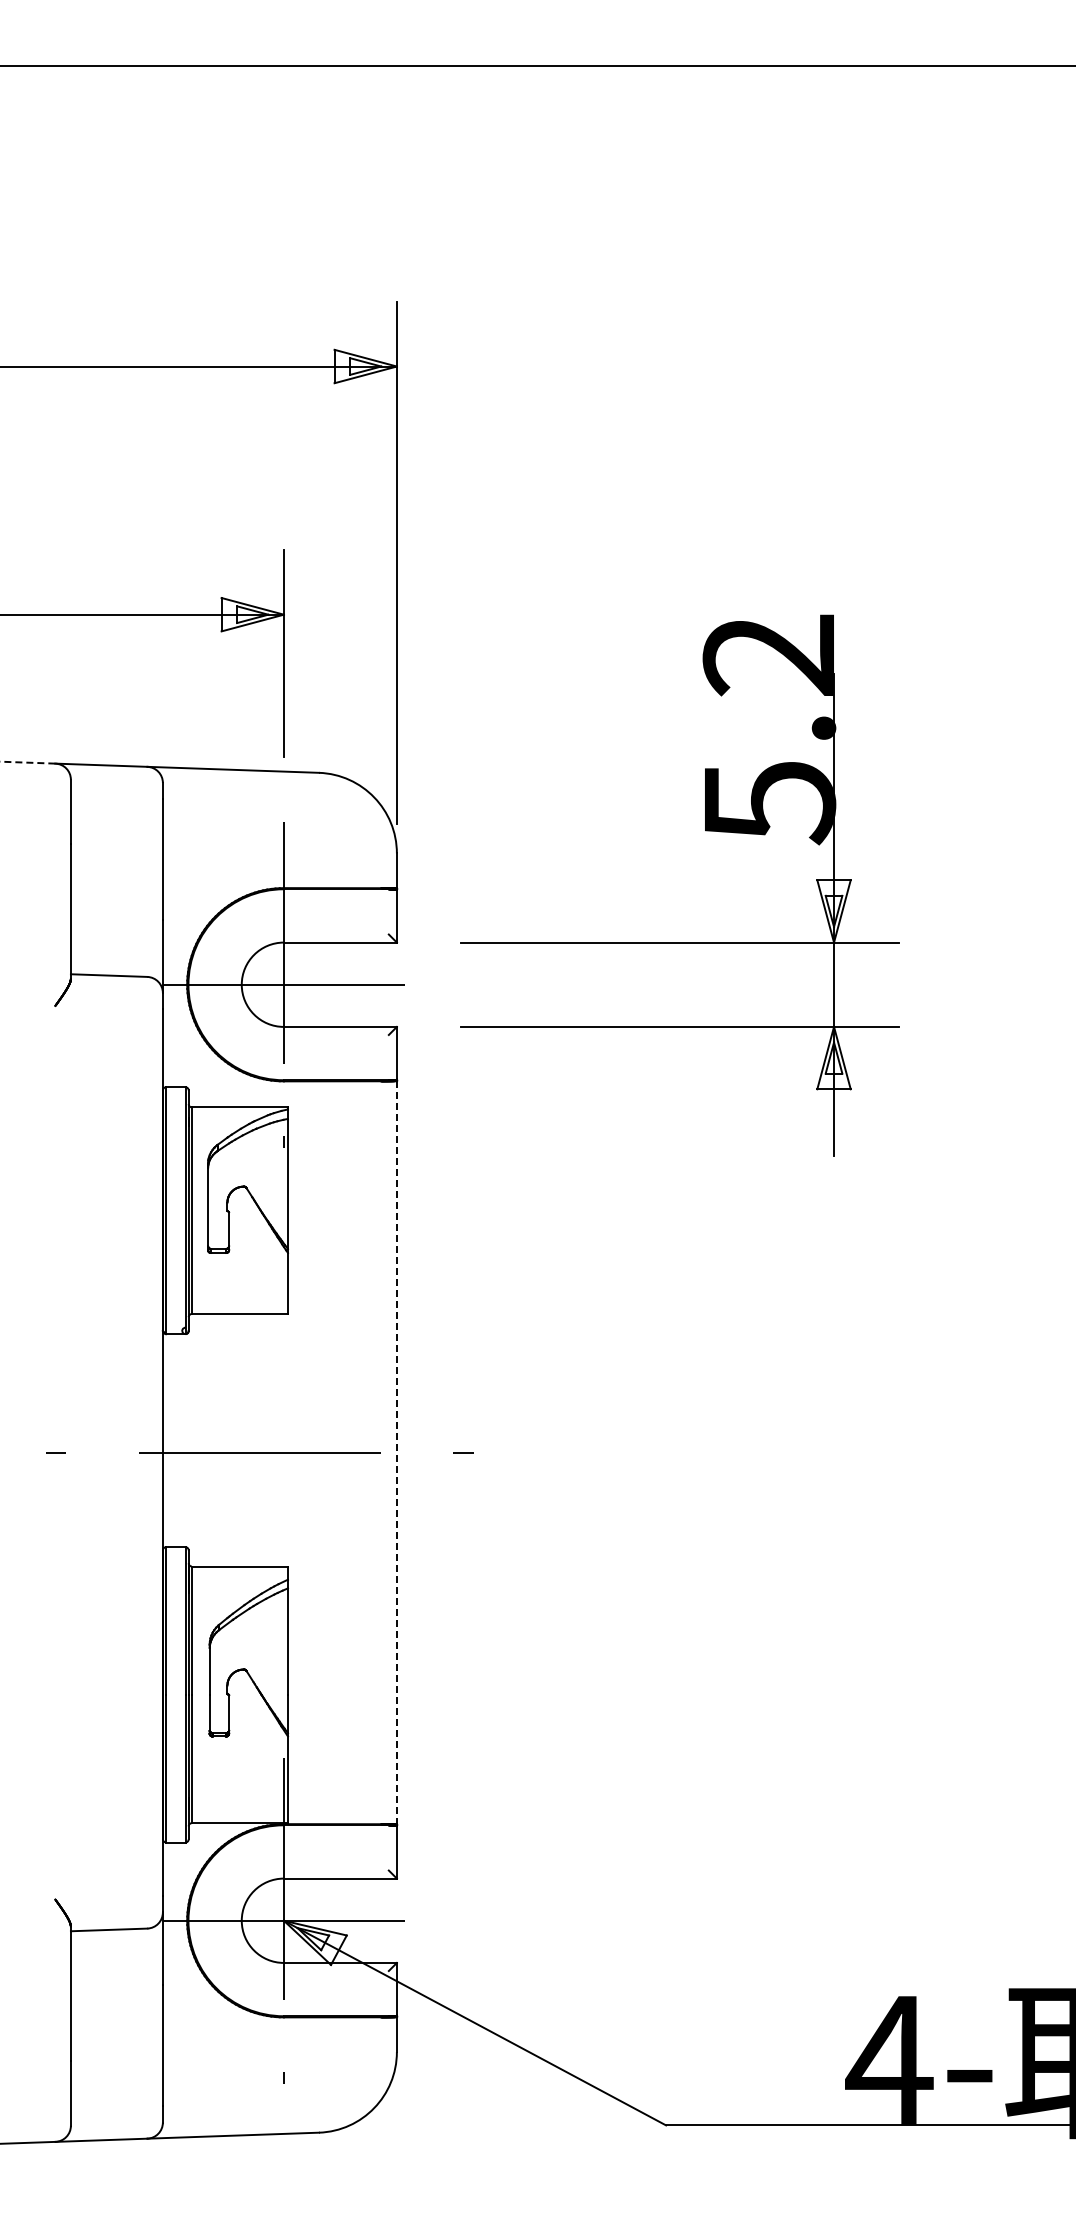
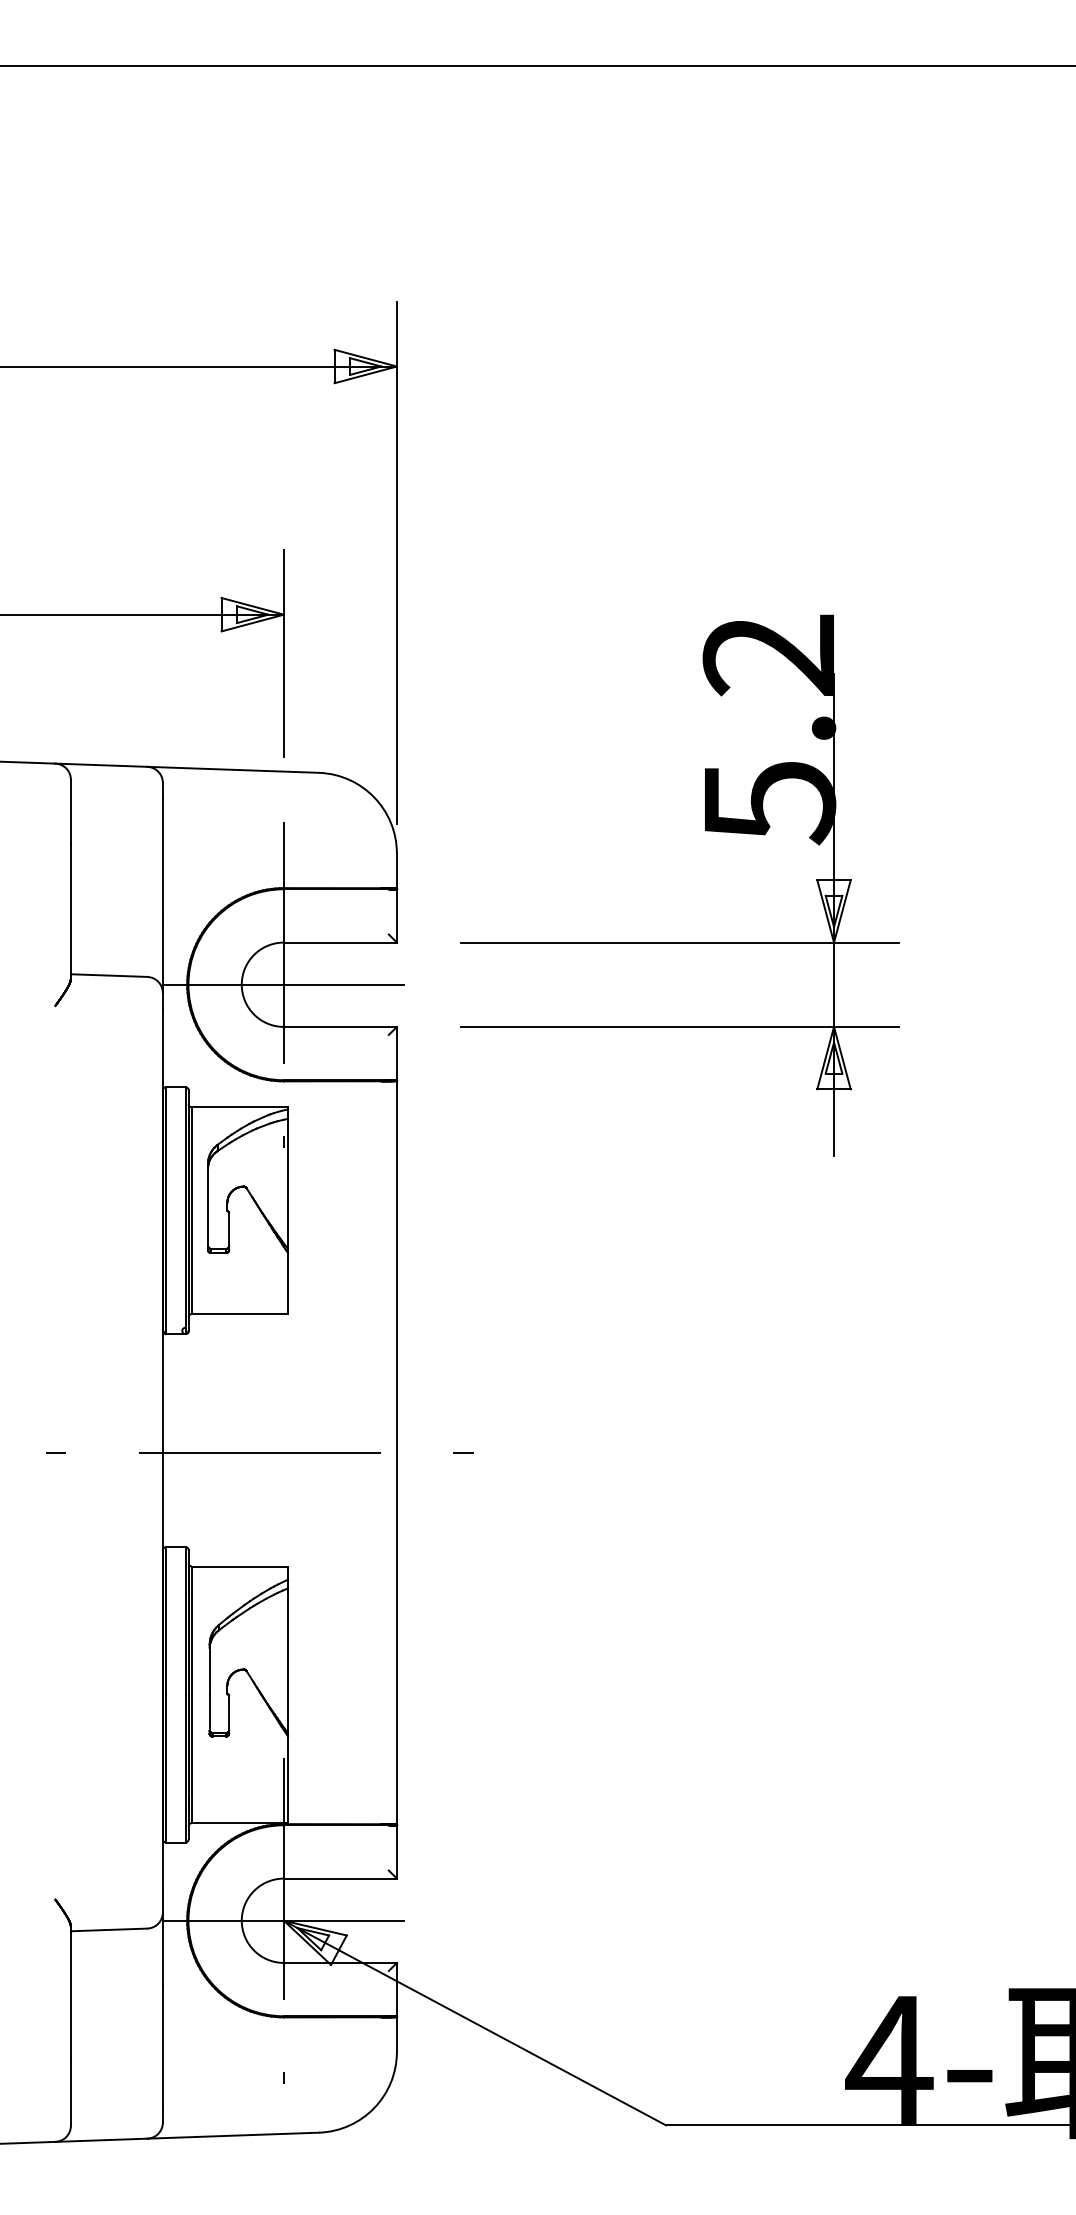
line: dashed -> solid (27, 762)
line: dashed -> solid (396, 1452)
